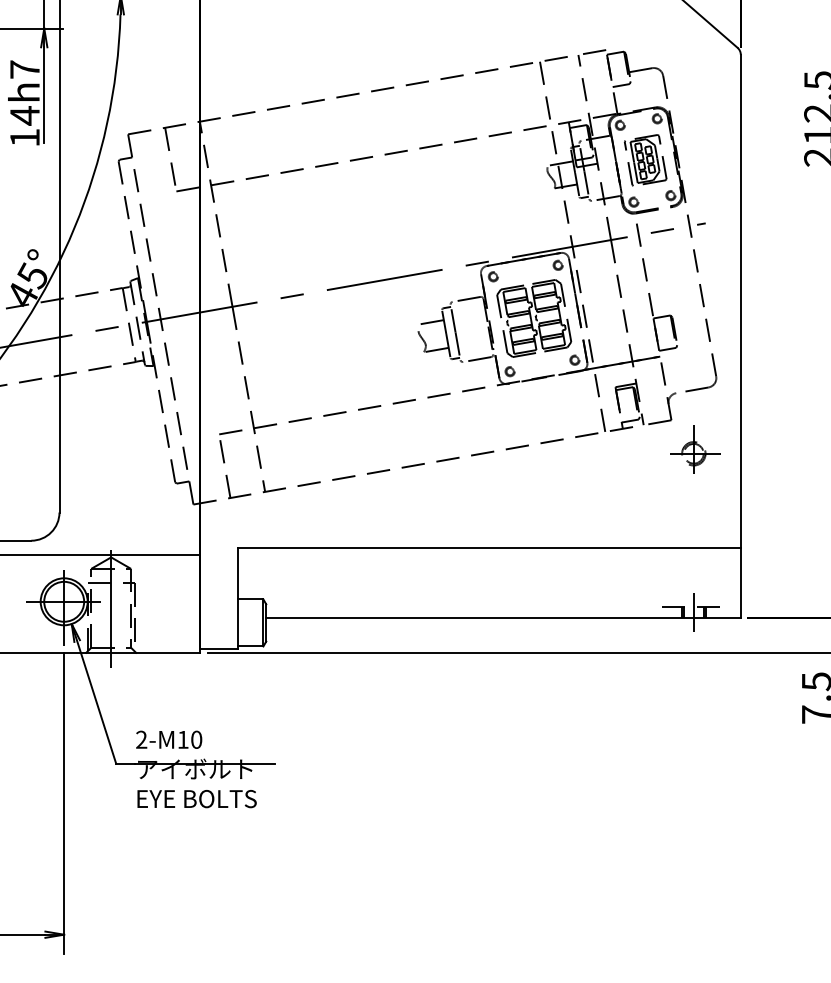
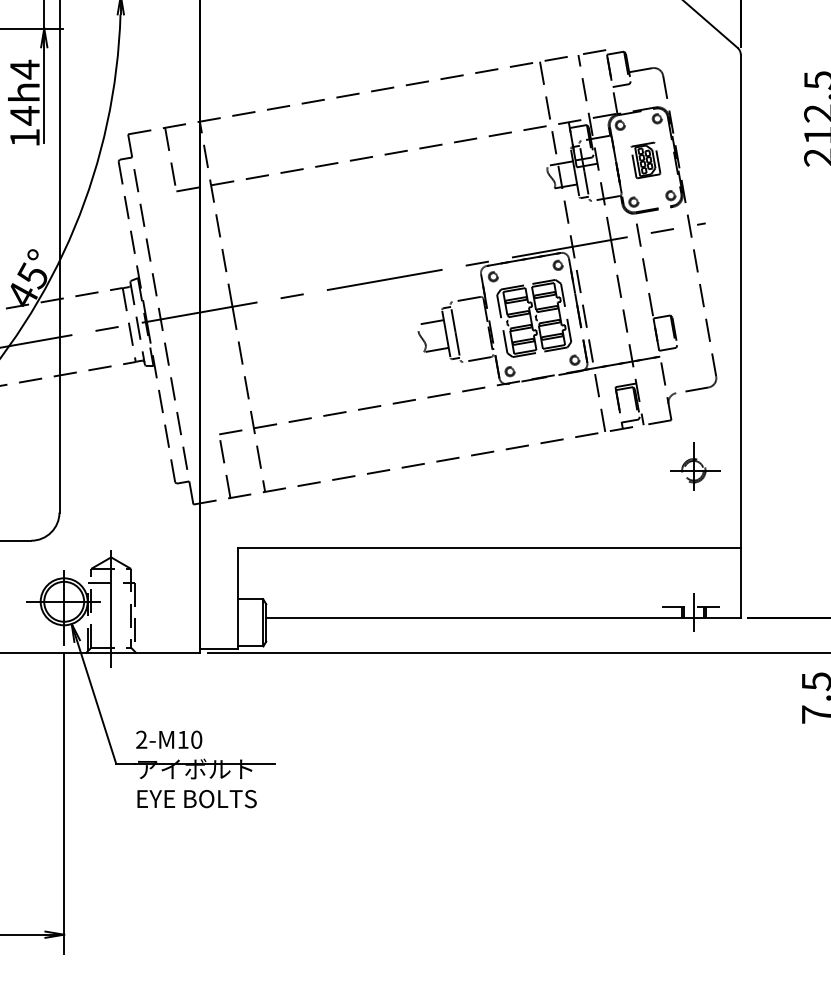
text: 14h7 -> 14h4 (24, 69)
part size: 44x53 px -> 32x39 px (645, 160)
part position: (695, 449) -> (695, 466) (695, 466)
line: present -> none (101, 554)
